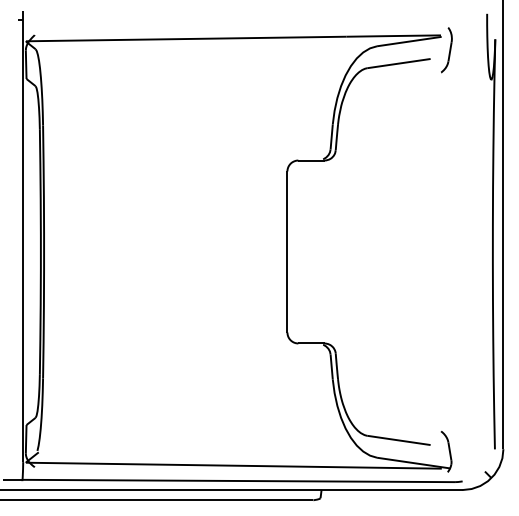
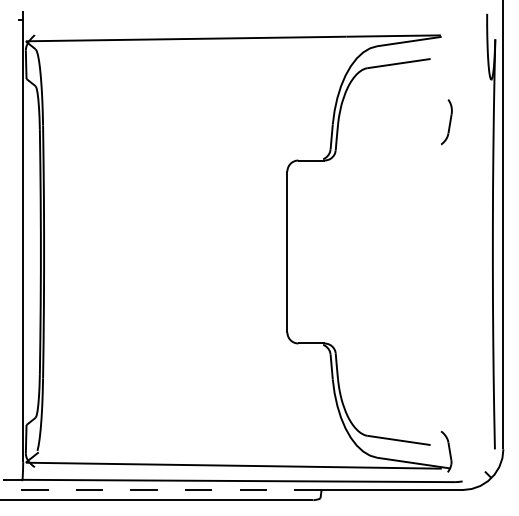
part position: (446, 50) -> (446, 122) (446, 122)
line: solid -> dashed (160, 490)
